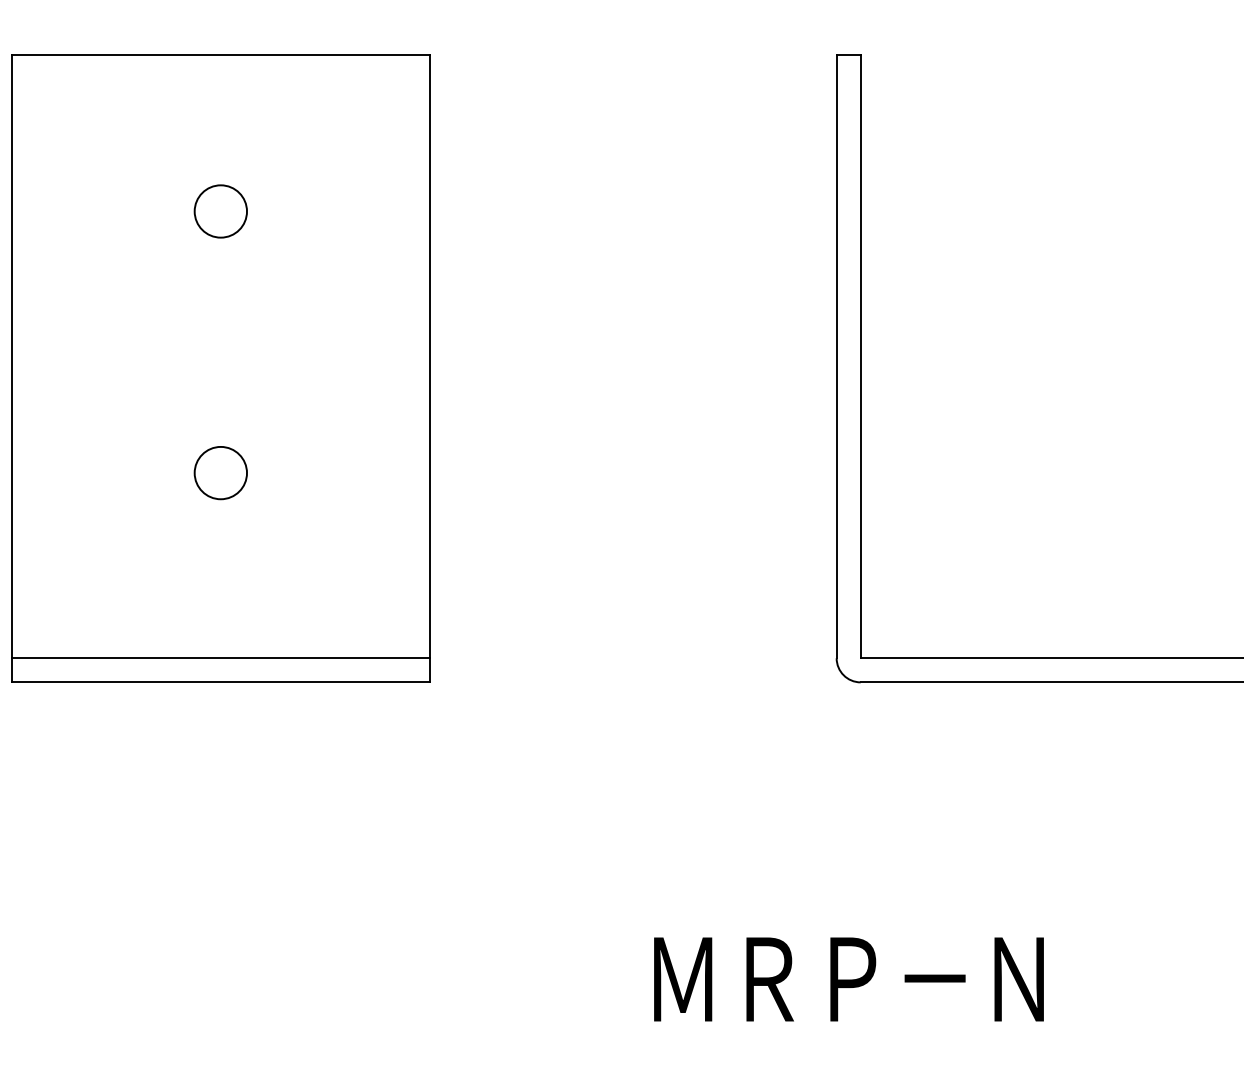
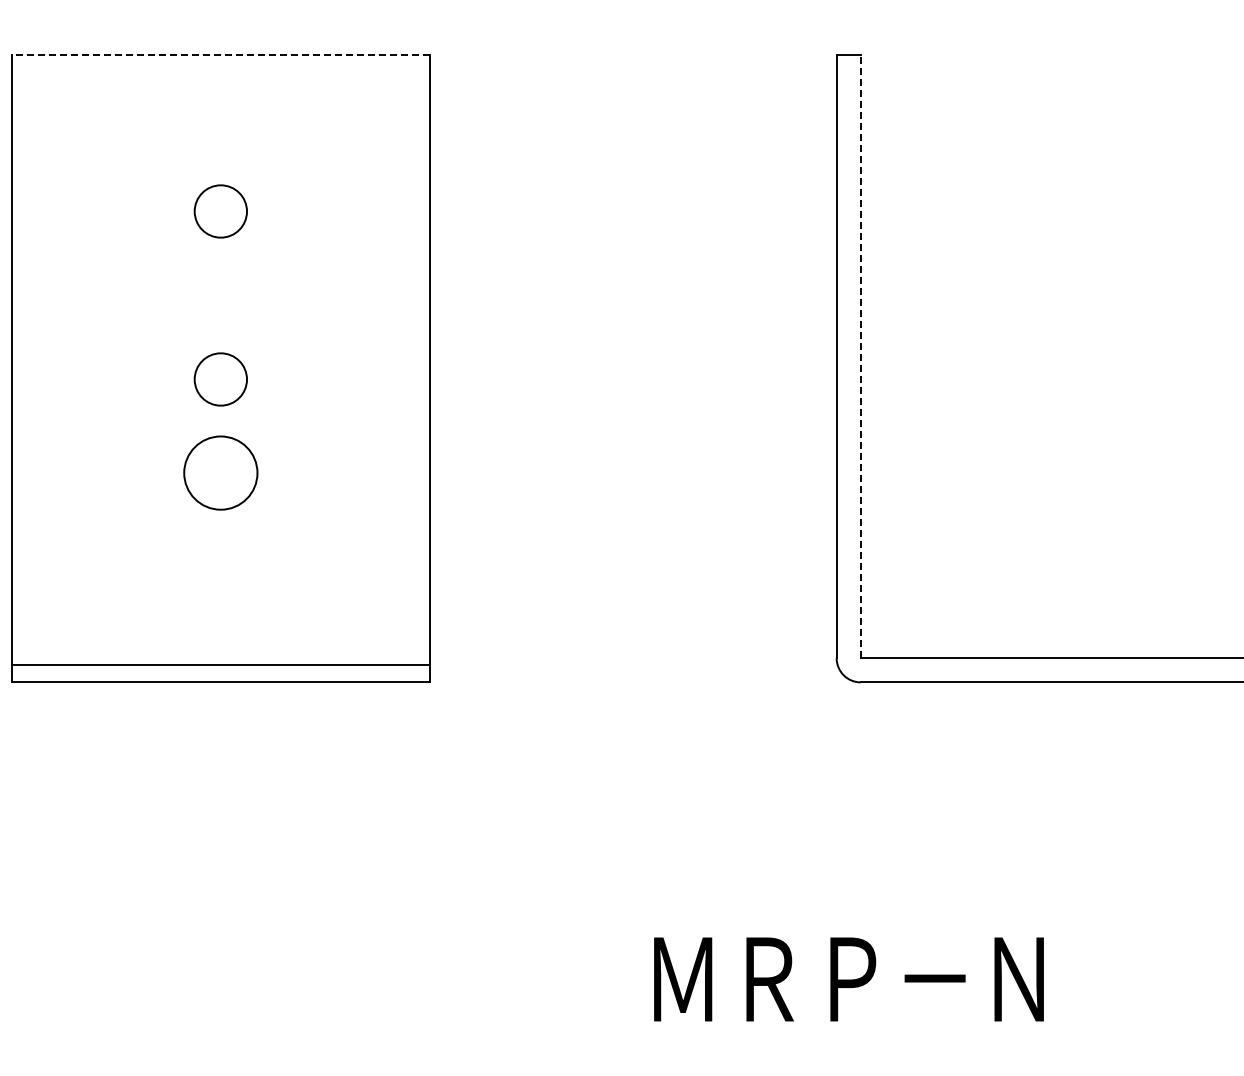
line: solid -> dashed (220, 54)
line: solid -> dashed (860, 356)
circle: none -> present (220, 379)
circle diameter: 52 px -> 73 px (220, 472)
line position: (220, 658) -> (220, 665) (220, 665)
